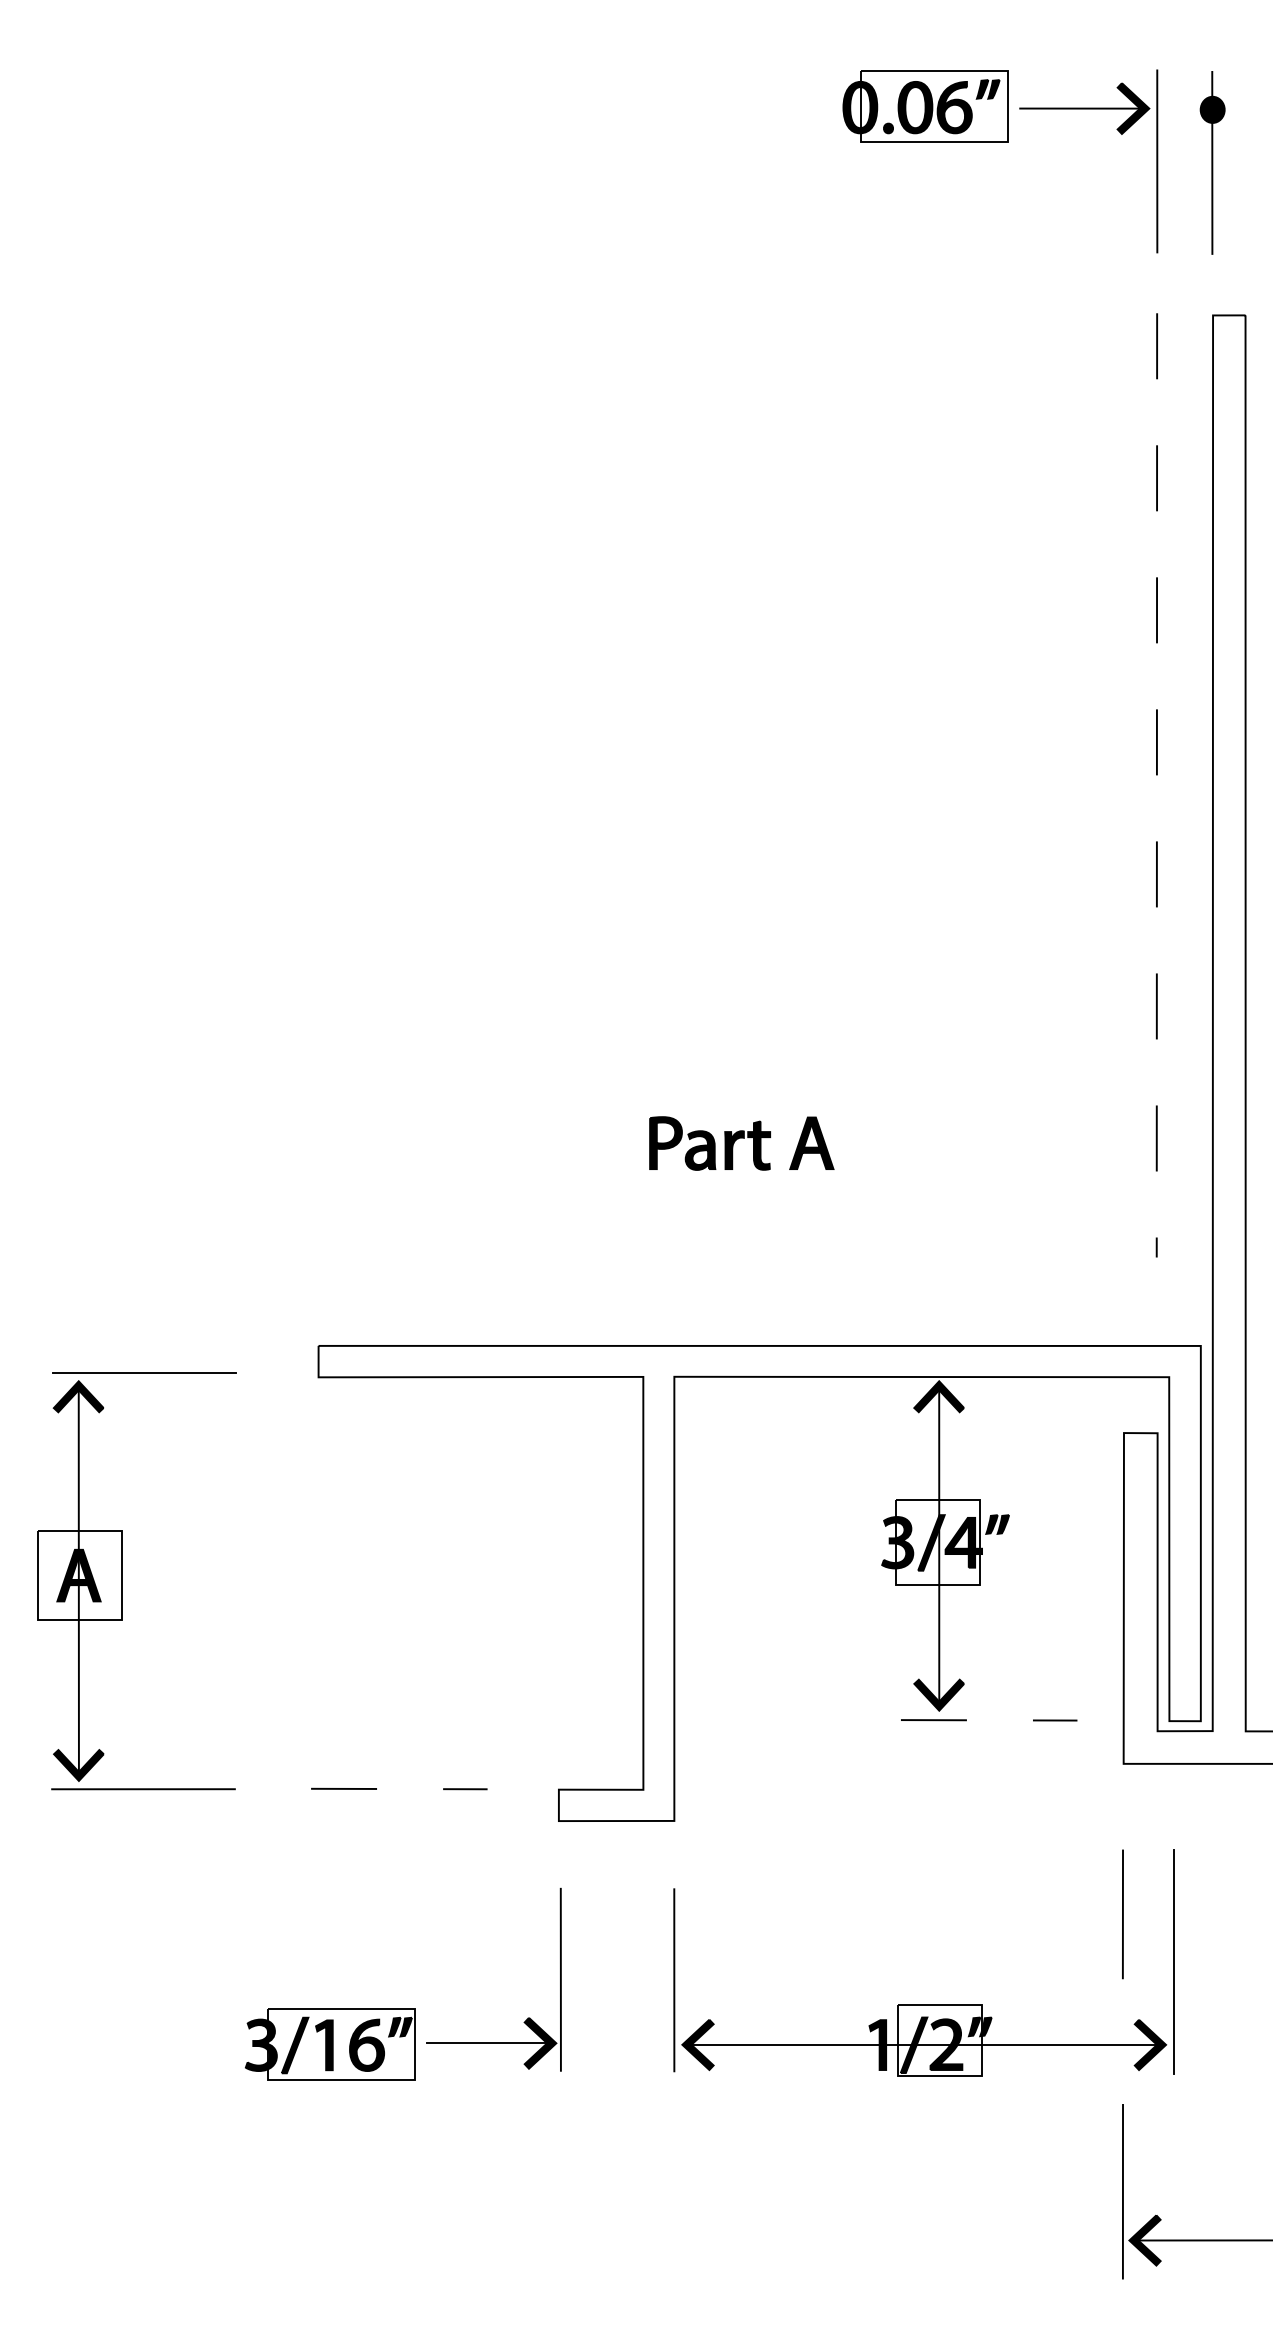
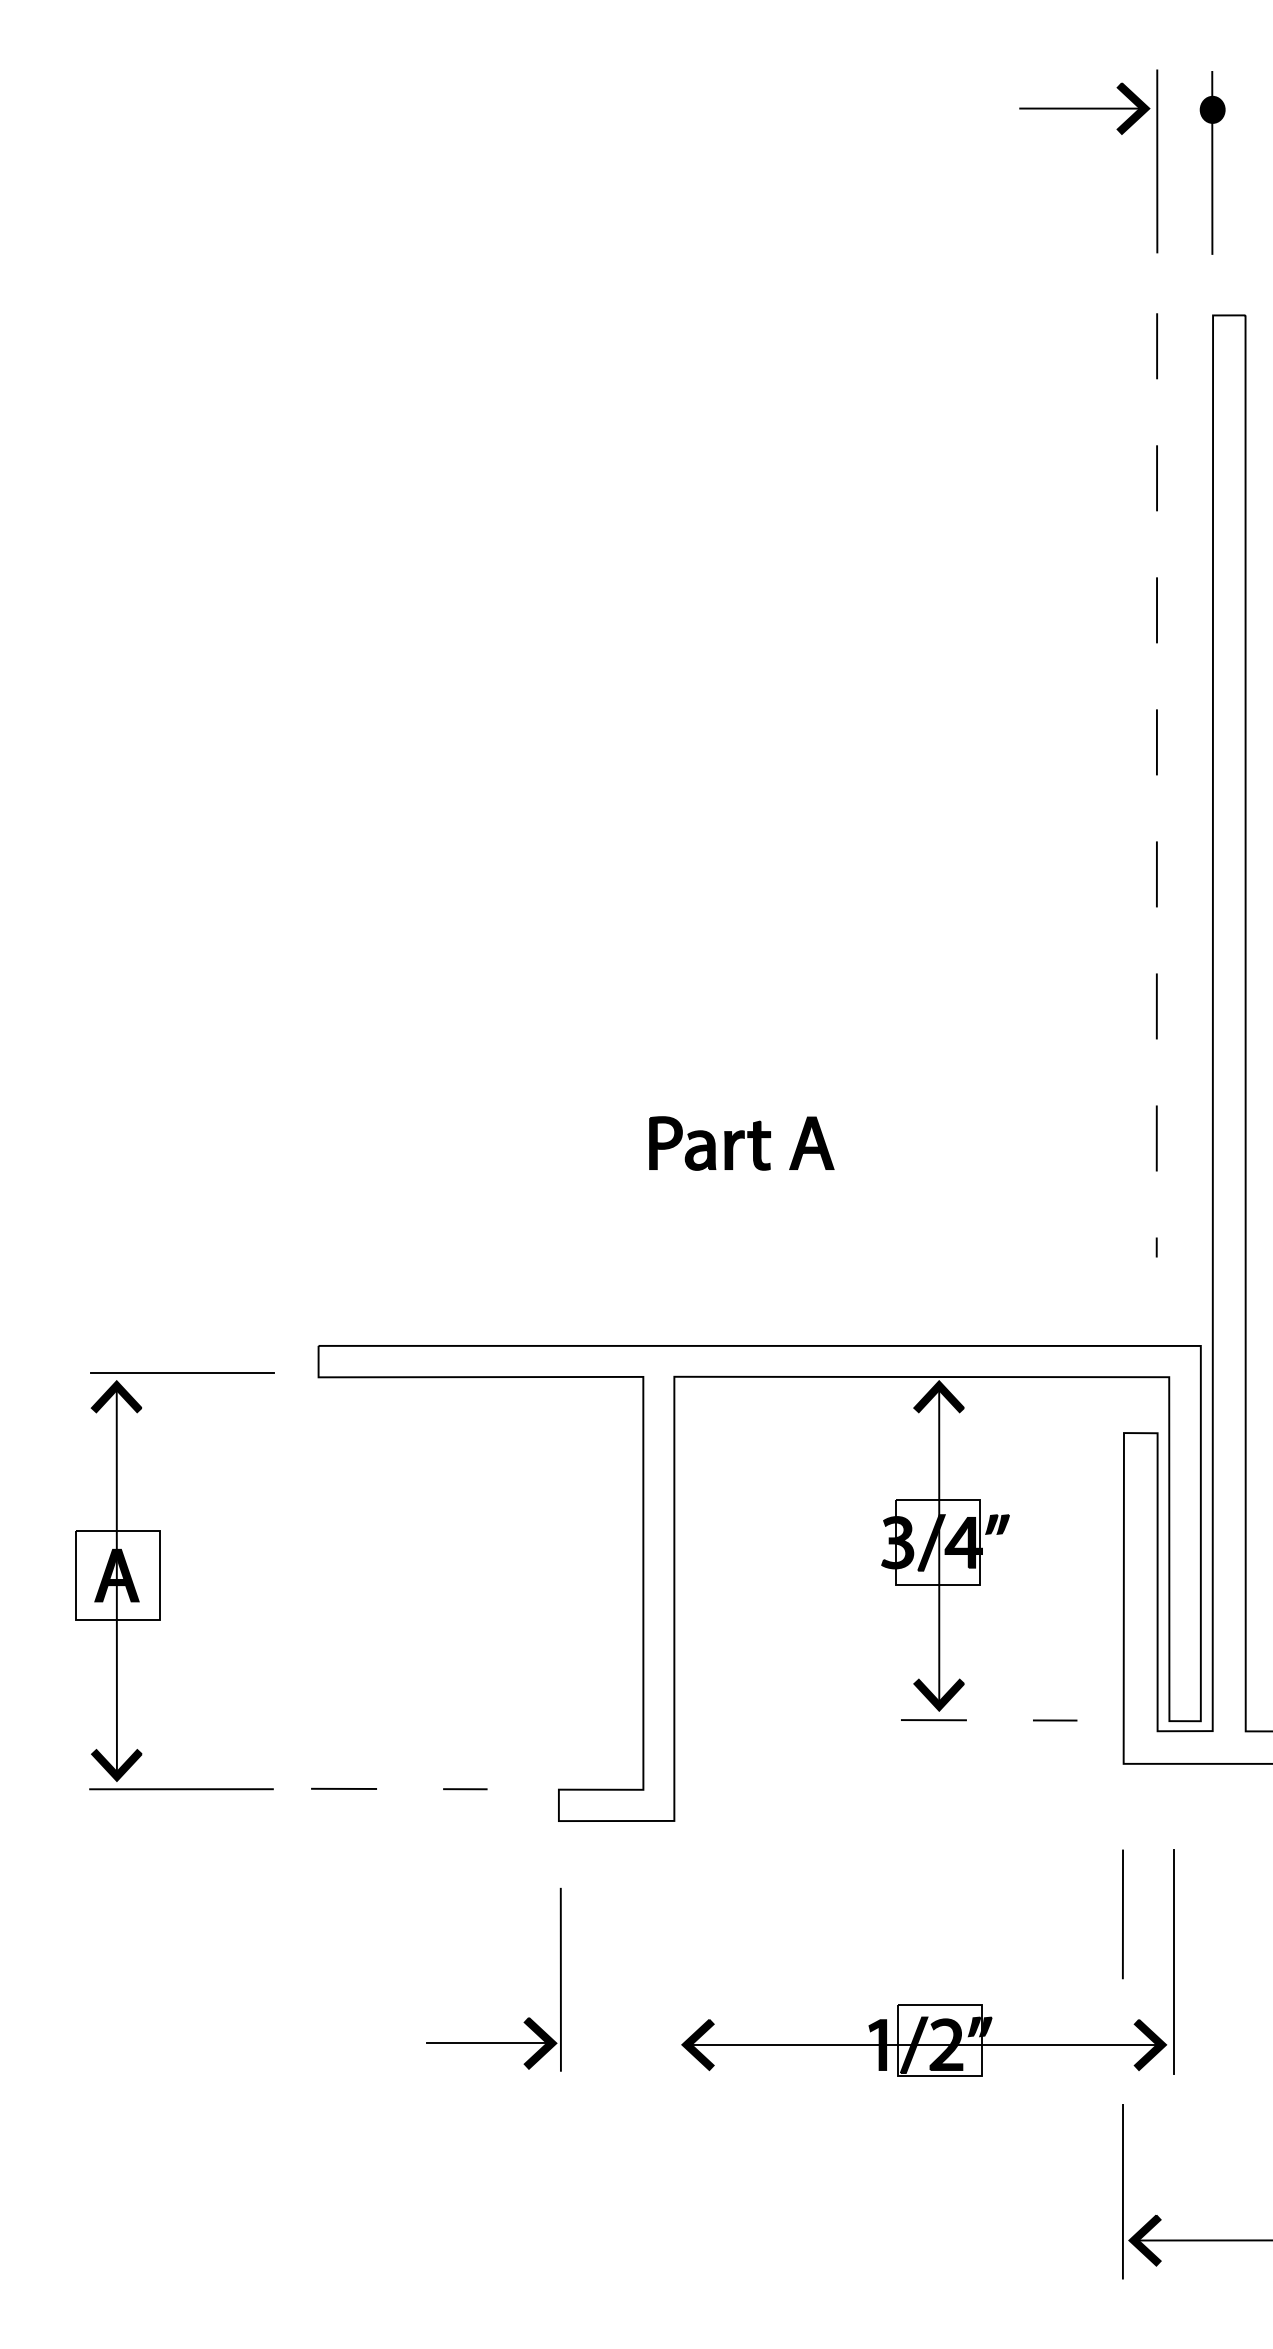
part: present -> none (925, 106)
part position: (122, 1581) -> (160, 1581) (160, 1581)
line: present -> none (674, 1980)
part: present -> none (330, 2044)
